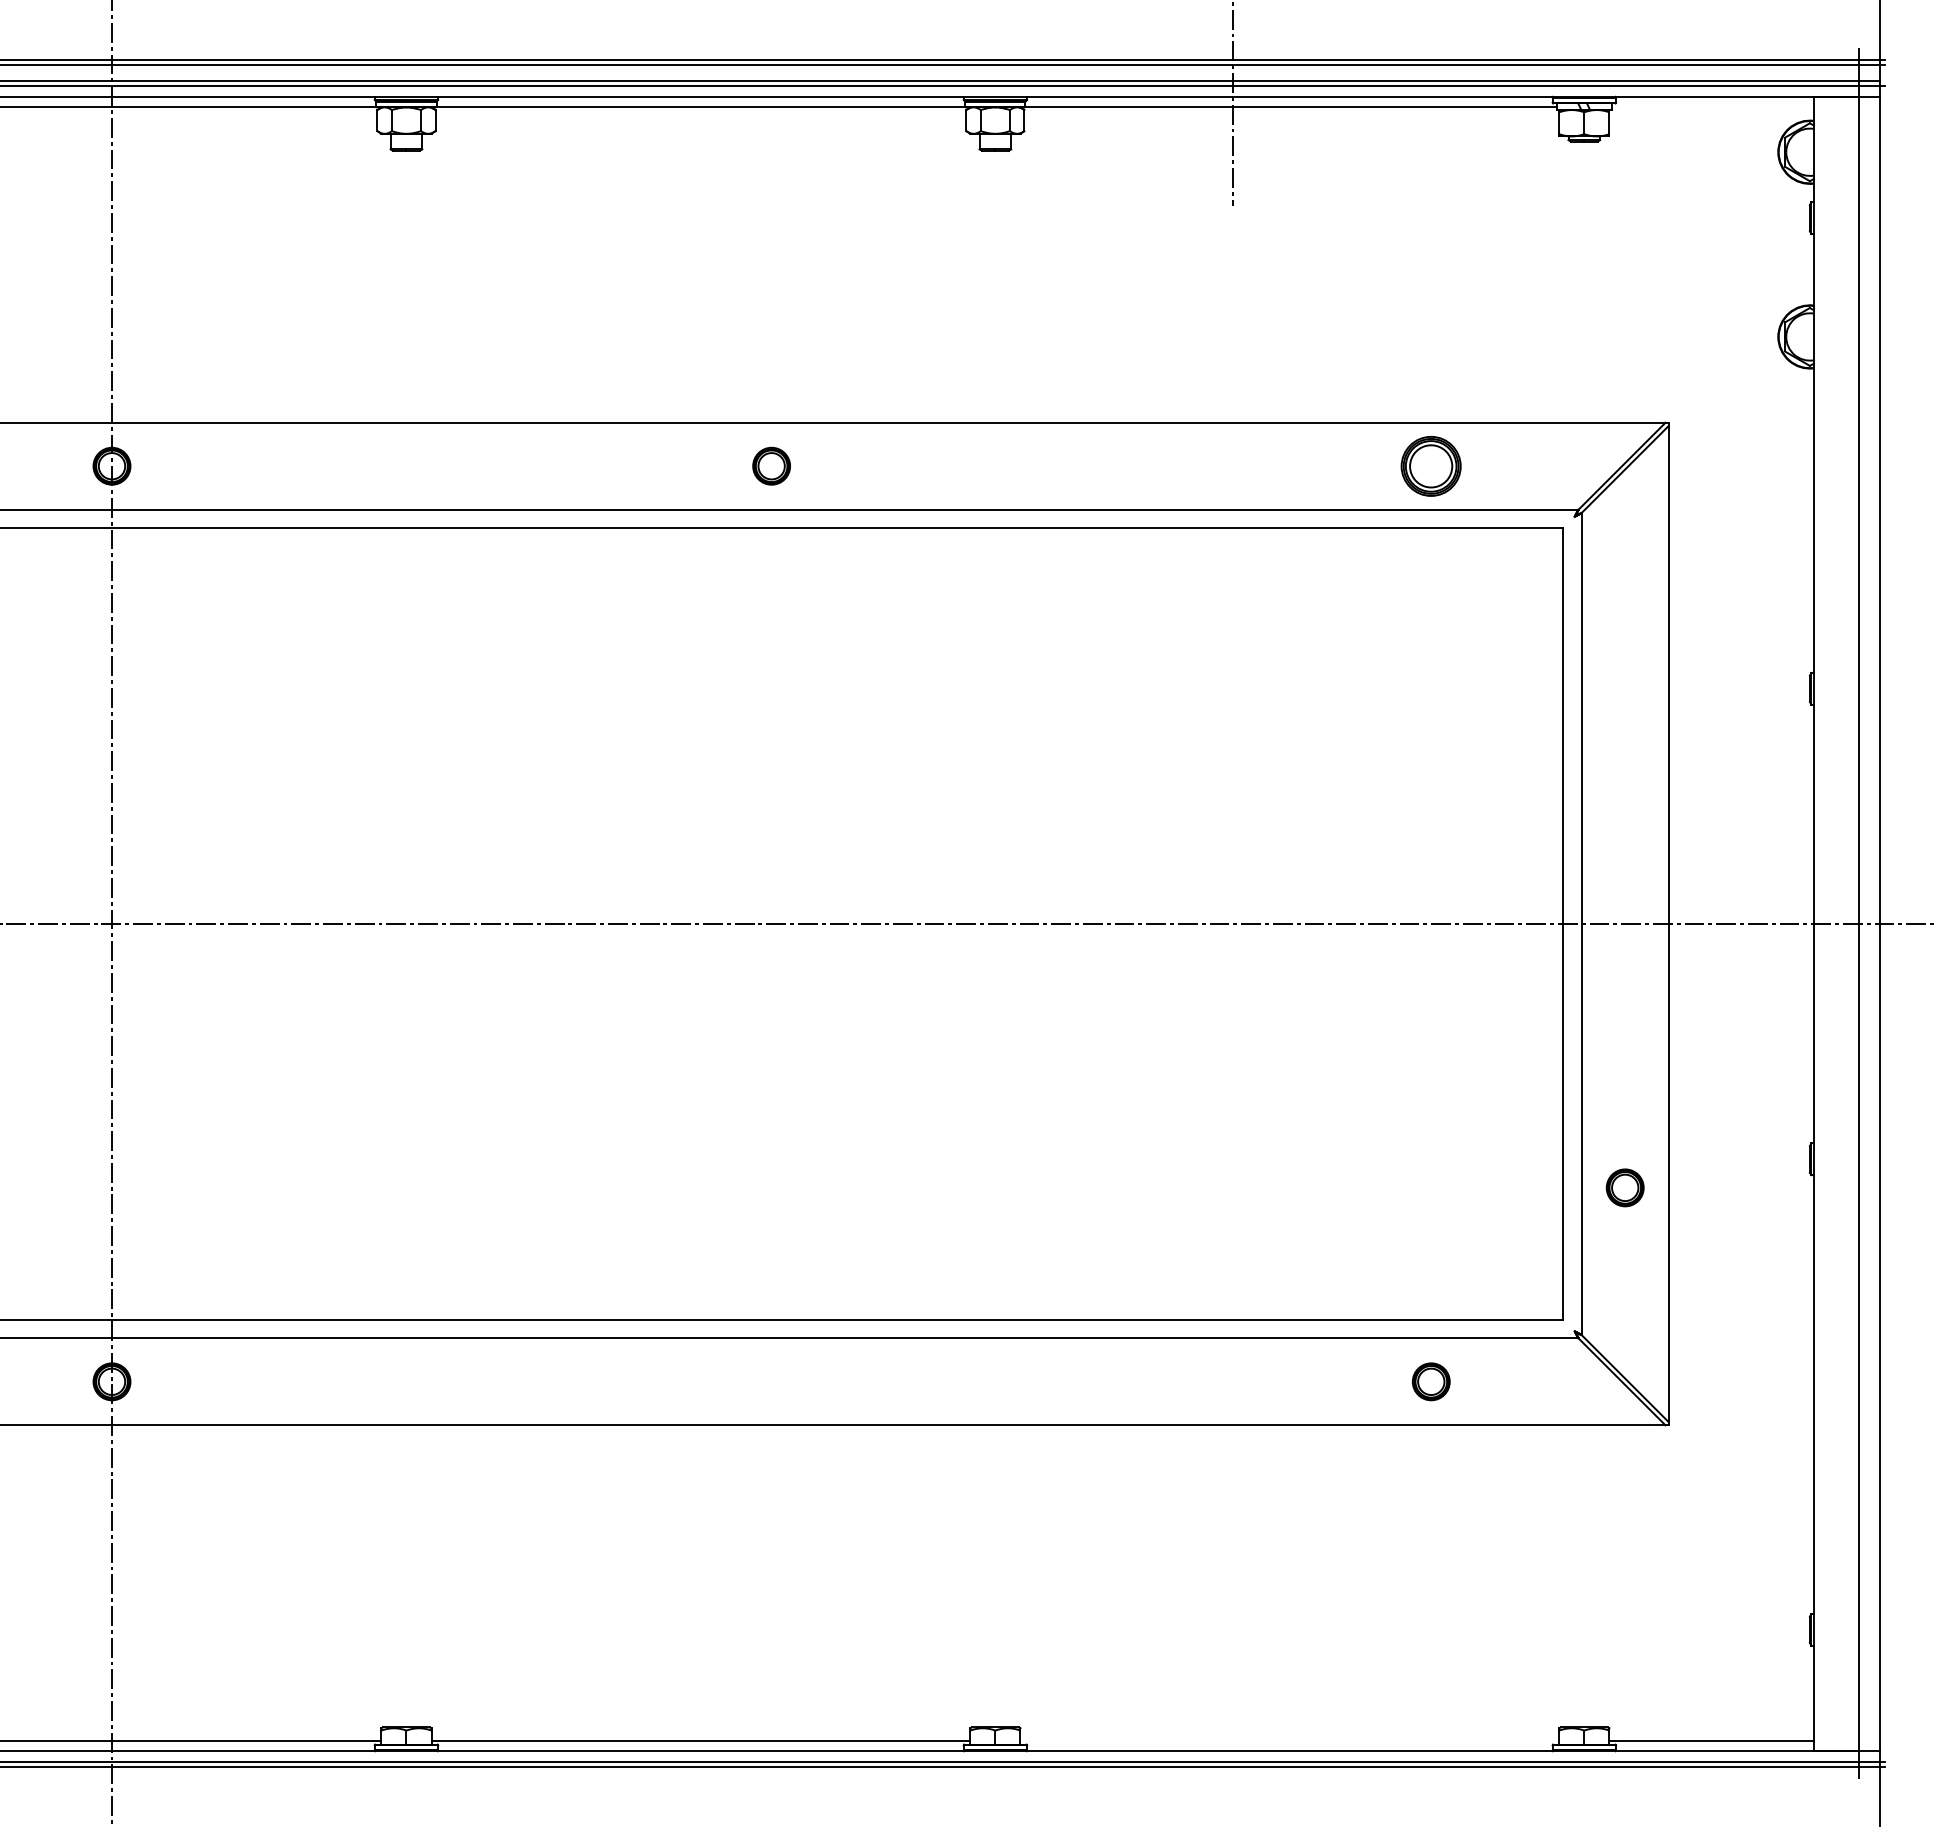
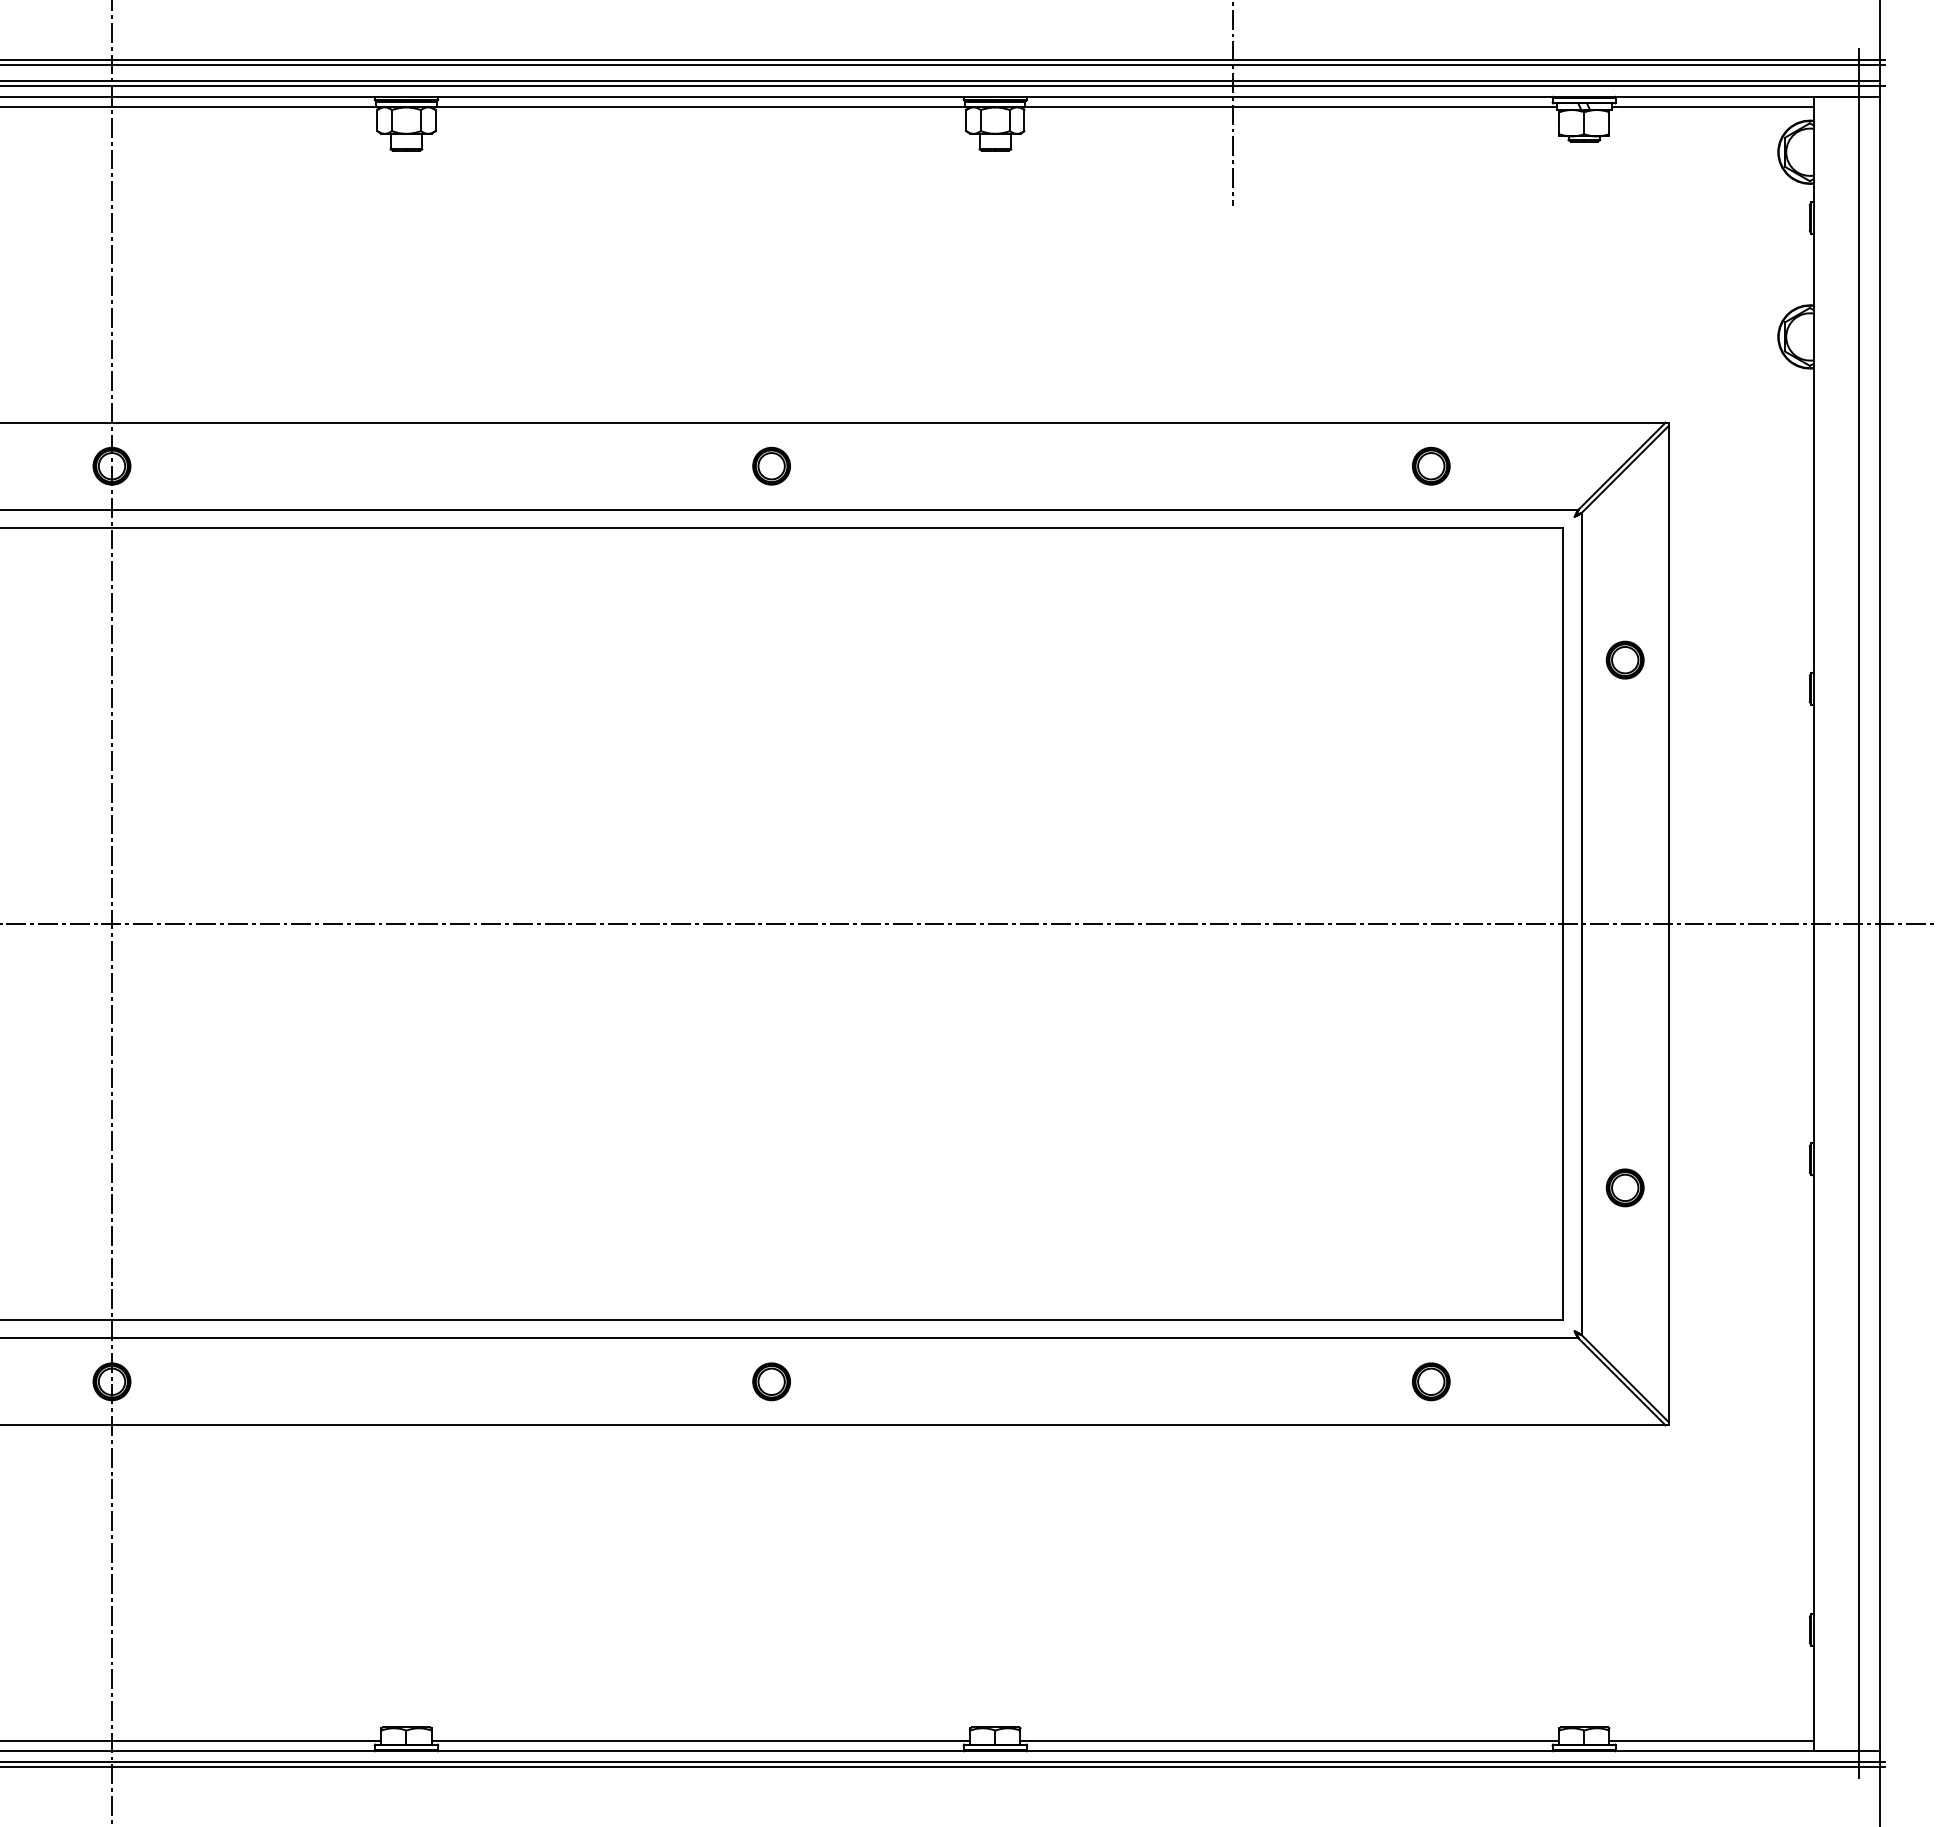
line: none -> present (1712, 107)
part size: 62x61 px -> 39x40 px (1431, 465)
part: none -> present (1624, 659)
part: none -> present (771, 1381)
line: none -> present (1289, 1740)
